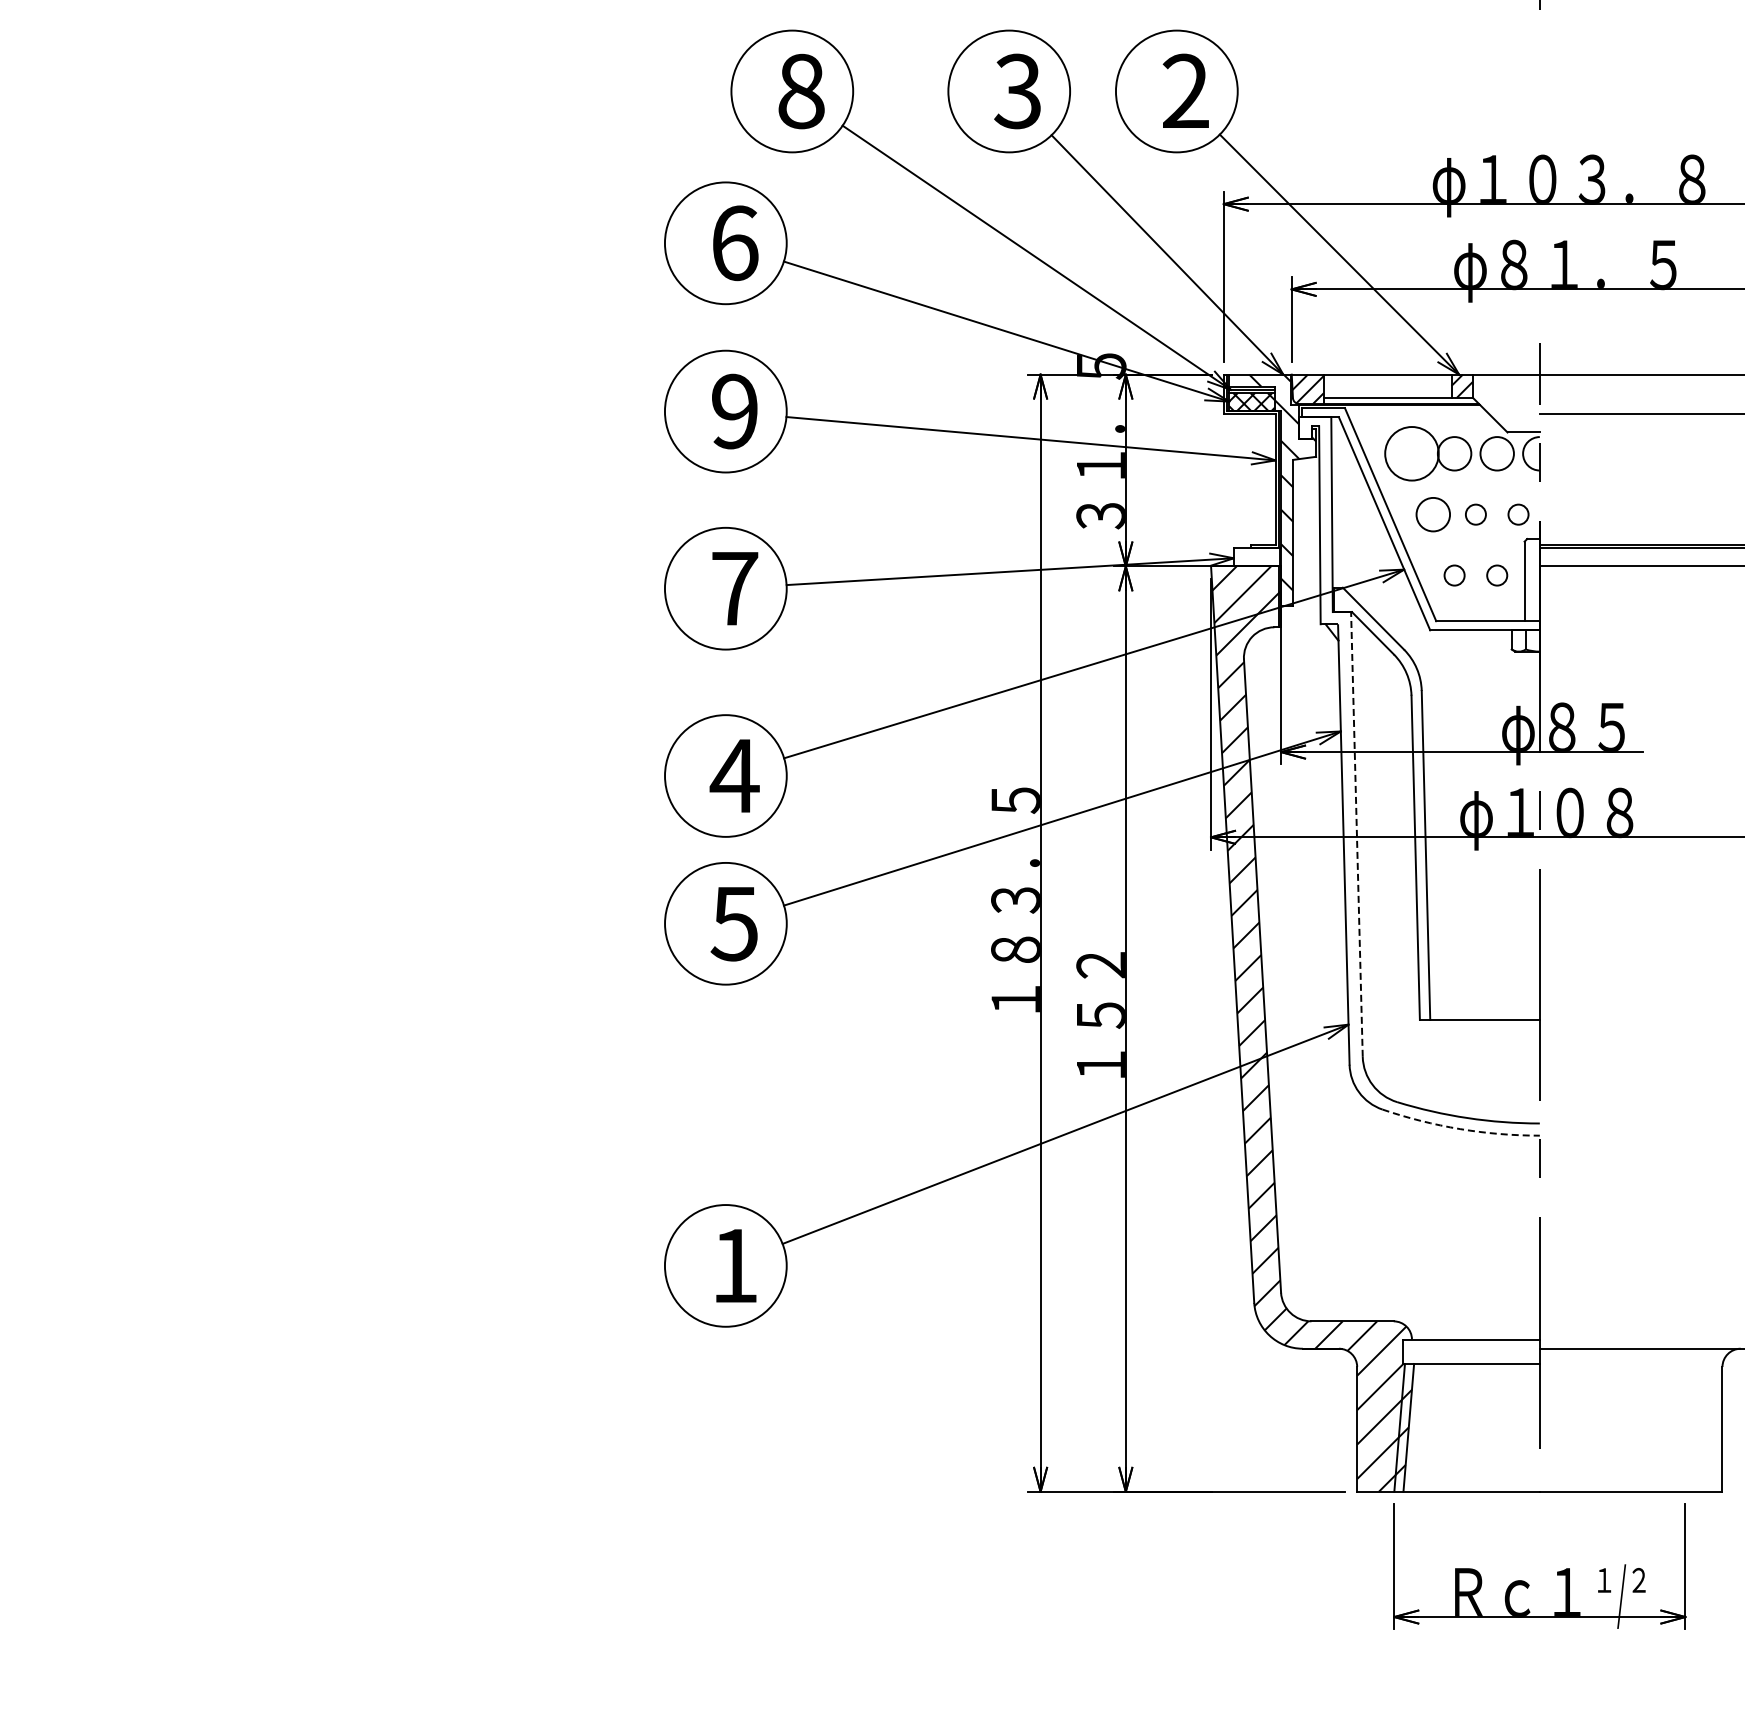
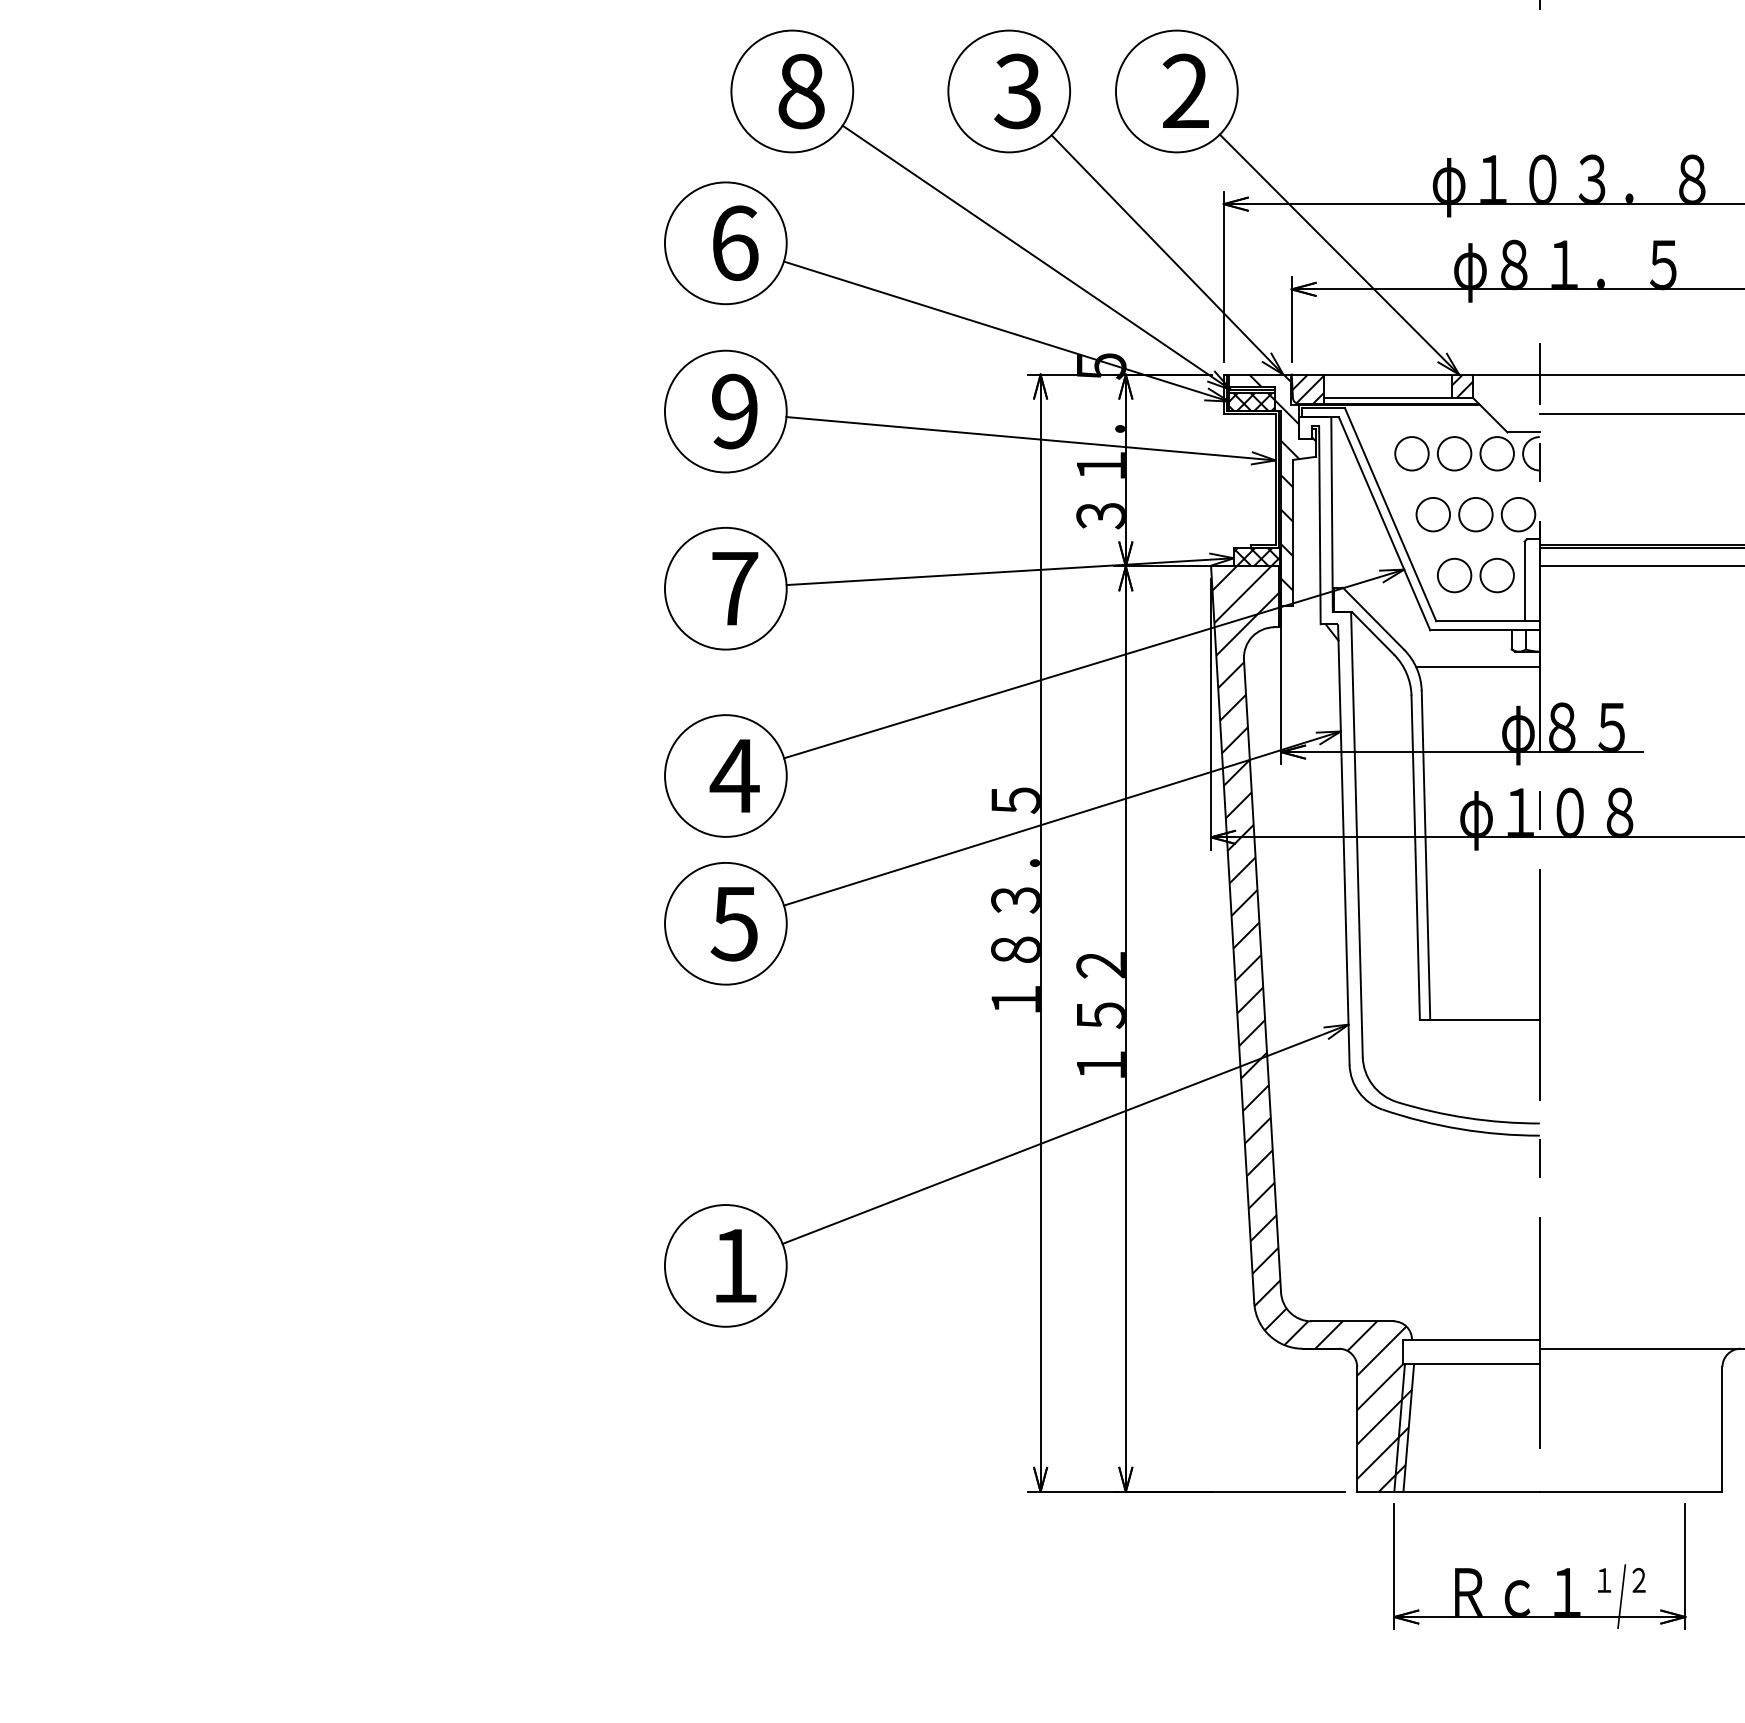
circle diameter: 54 px -> 33 px (1411, 453)
circle diameter: 20 px -> 33 px (1475, 514)
circle diameter: 20 px -> 33 px (1518, 514)
hatch: none -> present (1256, 557)
circle diameter: 20 px -> 33 px (1454, 575)
circle diameter: 20 px -> 33 px (1496, 575)
line: none -> present (1477, 666)
line: dashed -> solid (1356, 833)
arc: dashed -> solid (1460, 1129)
